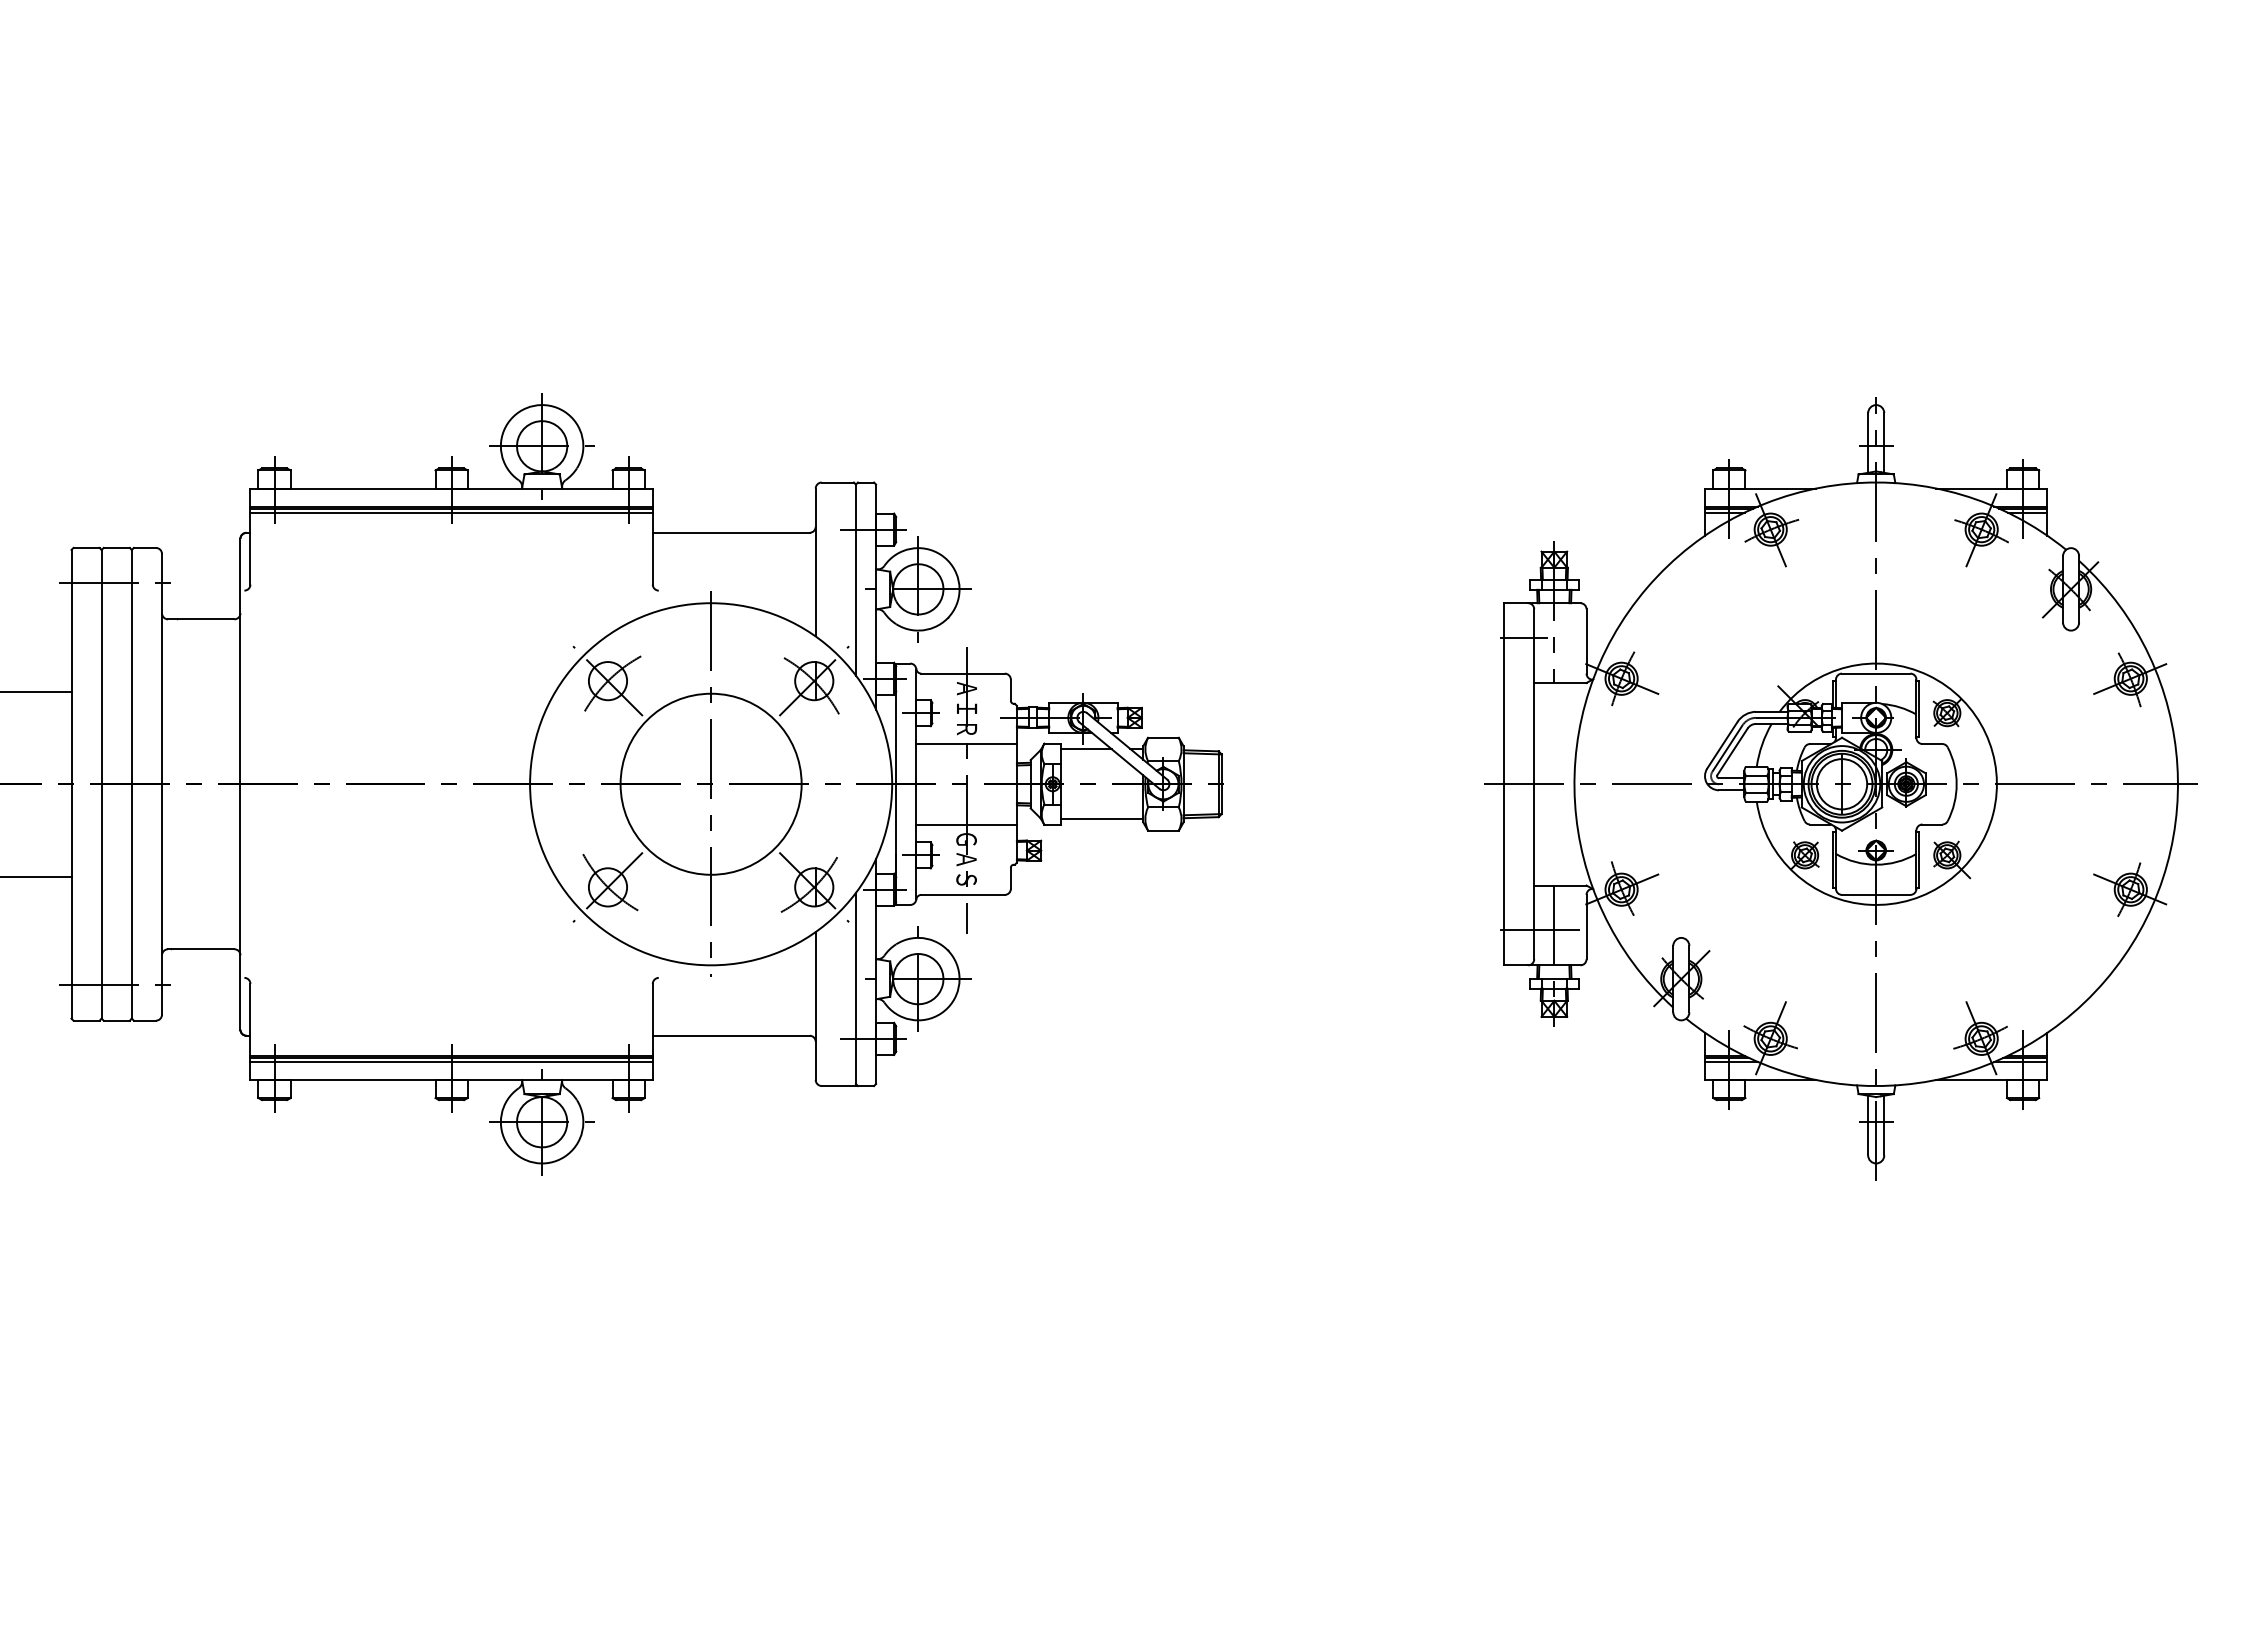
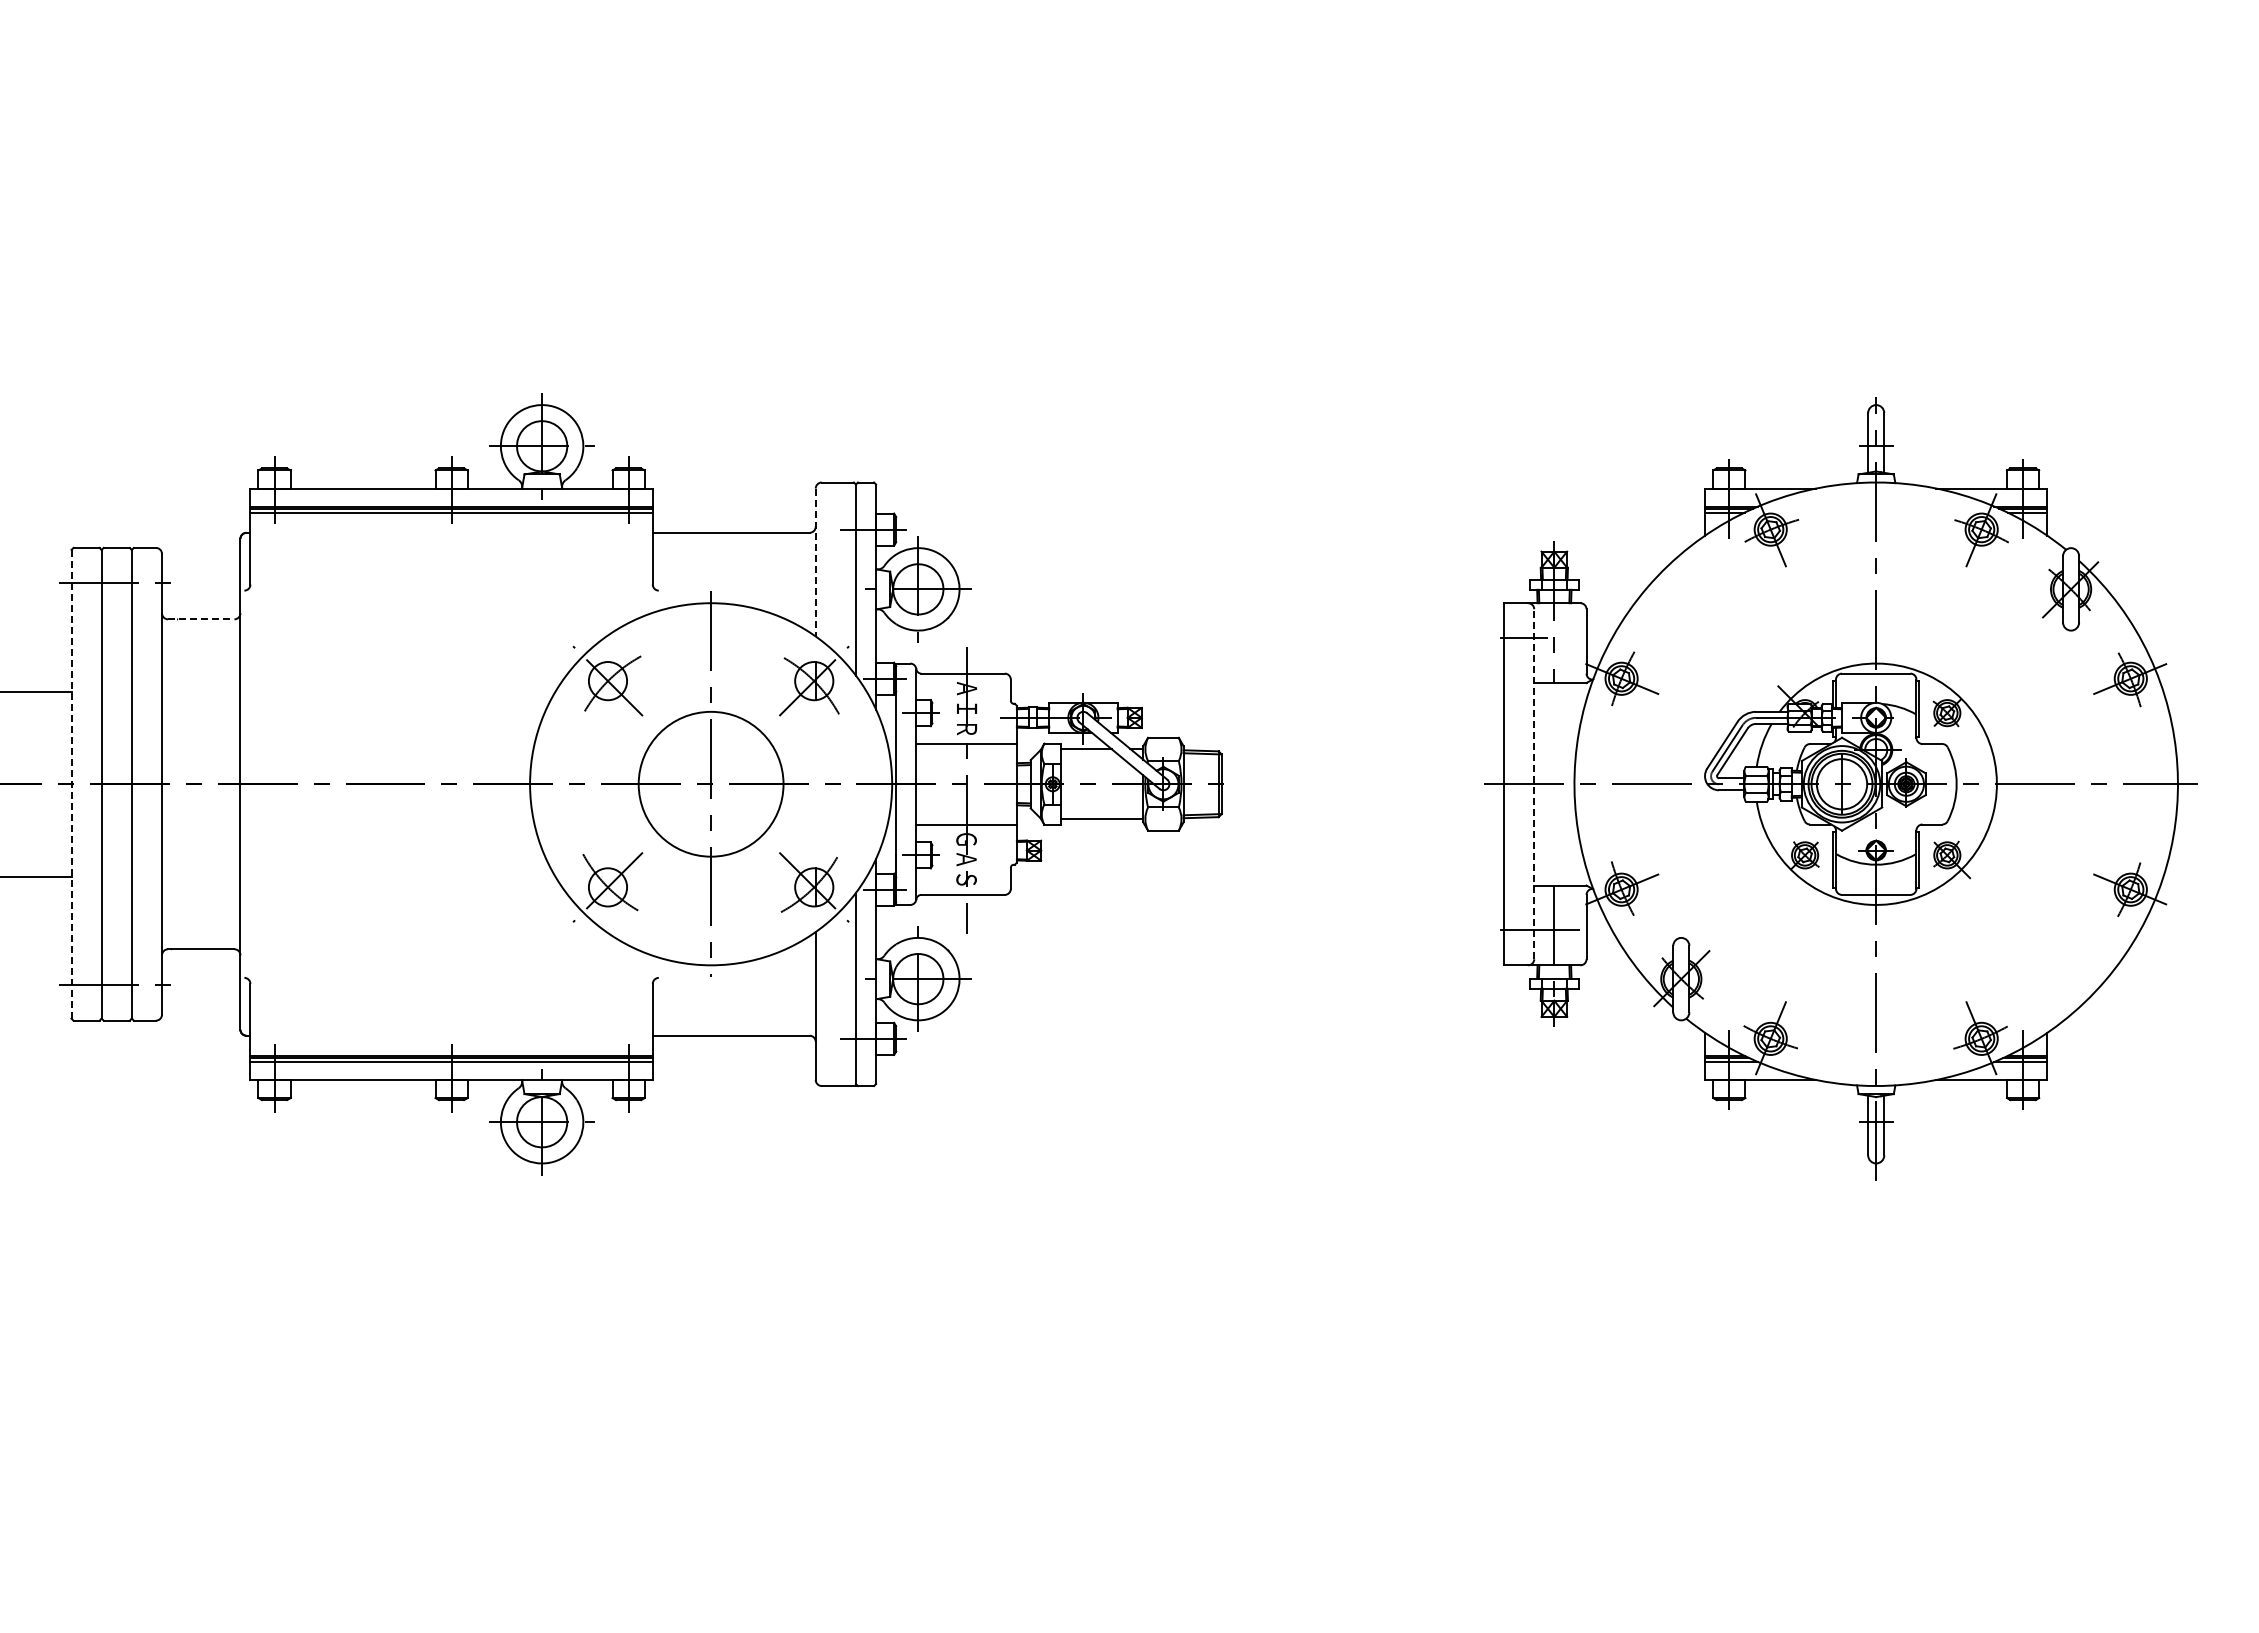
line: solid -> dashed (815, 562)
line: solid -> dashed (201, 619)
circle diameter: 181 px -> 145 px (710, 783)
line: solid -> dashed (1534, 783)
line: solid -> dashed (71, 784)
